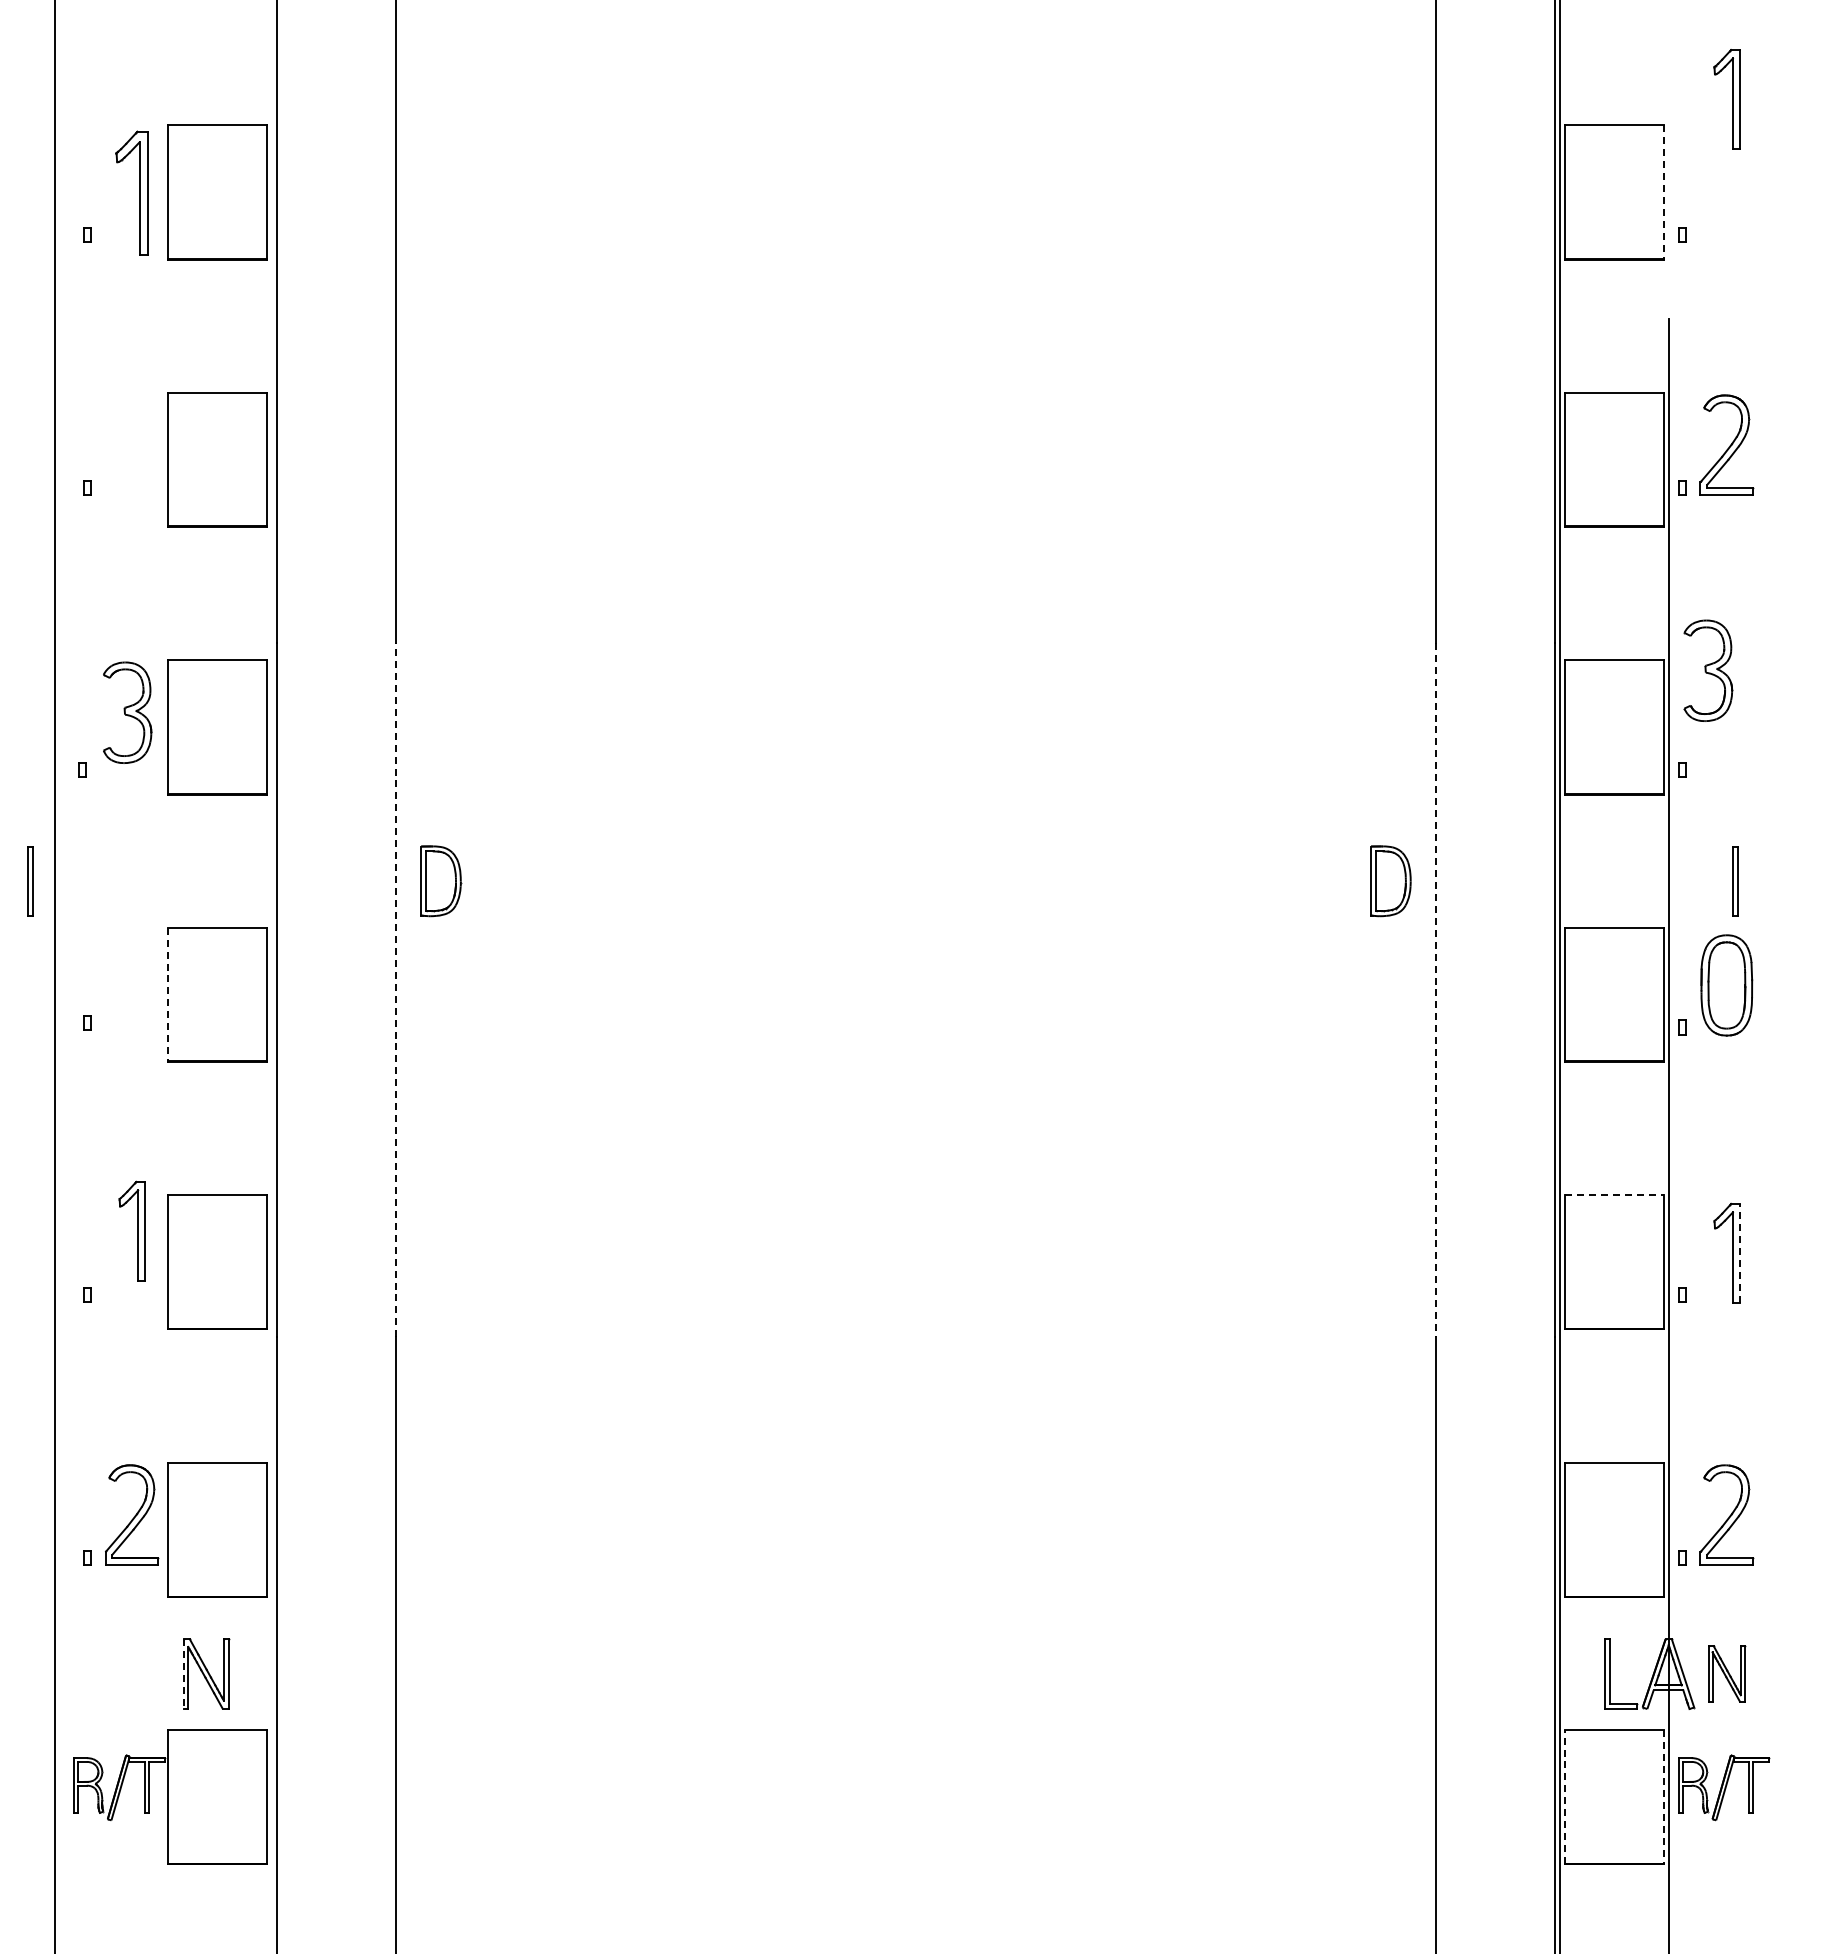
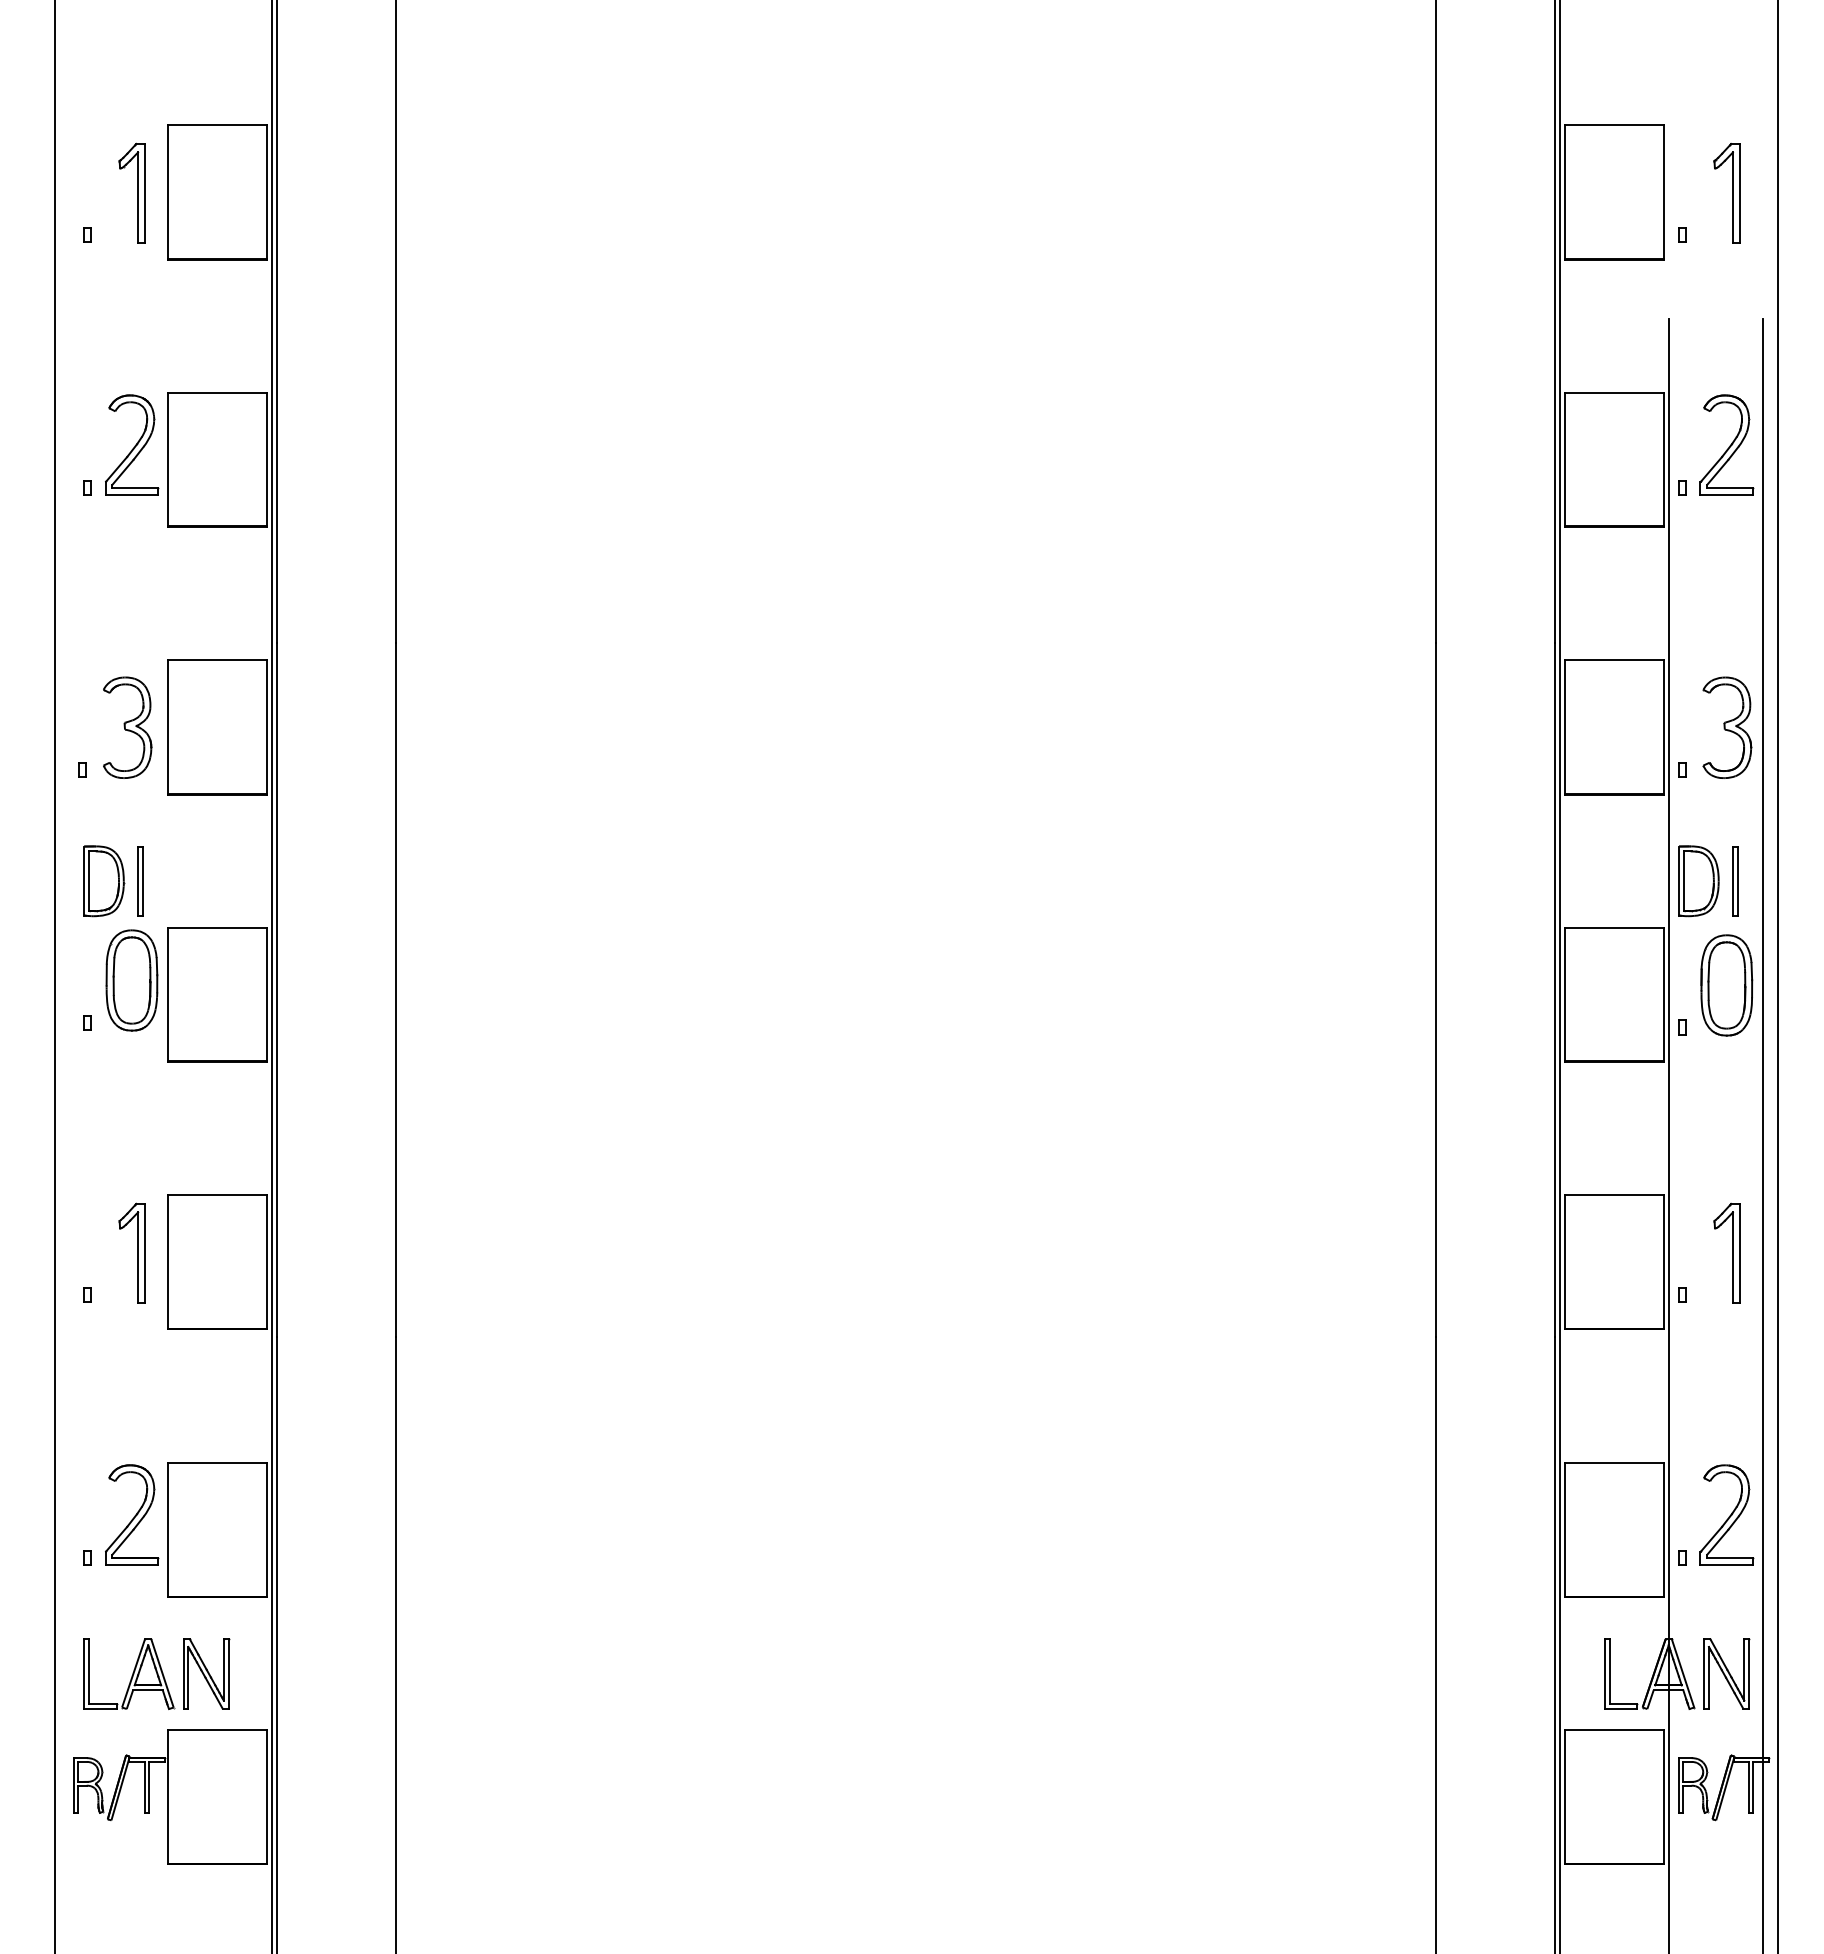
part position: (1726, 99) -> (1726, 193) (1726, 193)
line: dashed -> solid (1664, 191)
part size: 34x126 px -> 28x102 px (131, 192)
part: none -> present (132, 444)
part position: (1708, 670) -> (1727, 727) (1727, 727)
part position: (127, 712) -> (127, 727) (127, 727)
part position: (30, 881) -> (140, 881) (140, 881)
part position: (441, 881) -> (104, 881) (104, 881)
part position: (1390, 881) -> (1698, 881) (1698, 881)
line: none -> present (272, 976)
line: none -> present (1778, 976)
part: none -> present (131, 980)
line: dashed -> solid (396, 989)
line: dashed -> solid (1436, 990)
line: dashed -> solid (168, 994)
line: none -> present (1763, 1134)
line: dashed -> solid (1614, 1195)
part position: (131, 1230) -> (131, 1252) (131, 1252)
line: dashed -> solid (1739, 1252)
part: none -> present (129, 1673)
line: dashed -> solid (183, 1673)
part size: 39x58 px -> 48x72 px (1726, 1673)
line: dashed -> solid (1565, 1797)
line: dashed -> solid (1664, 1797)
